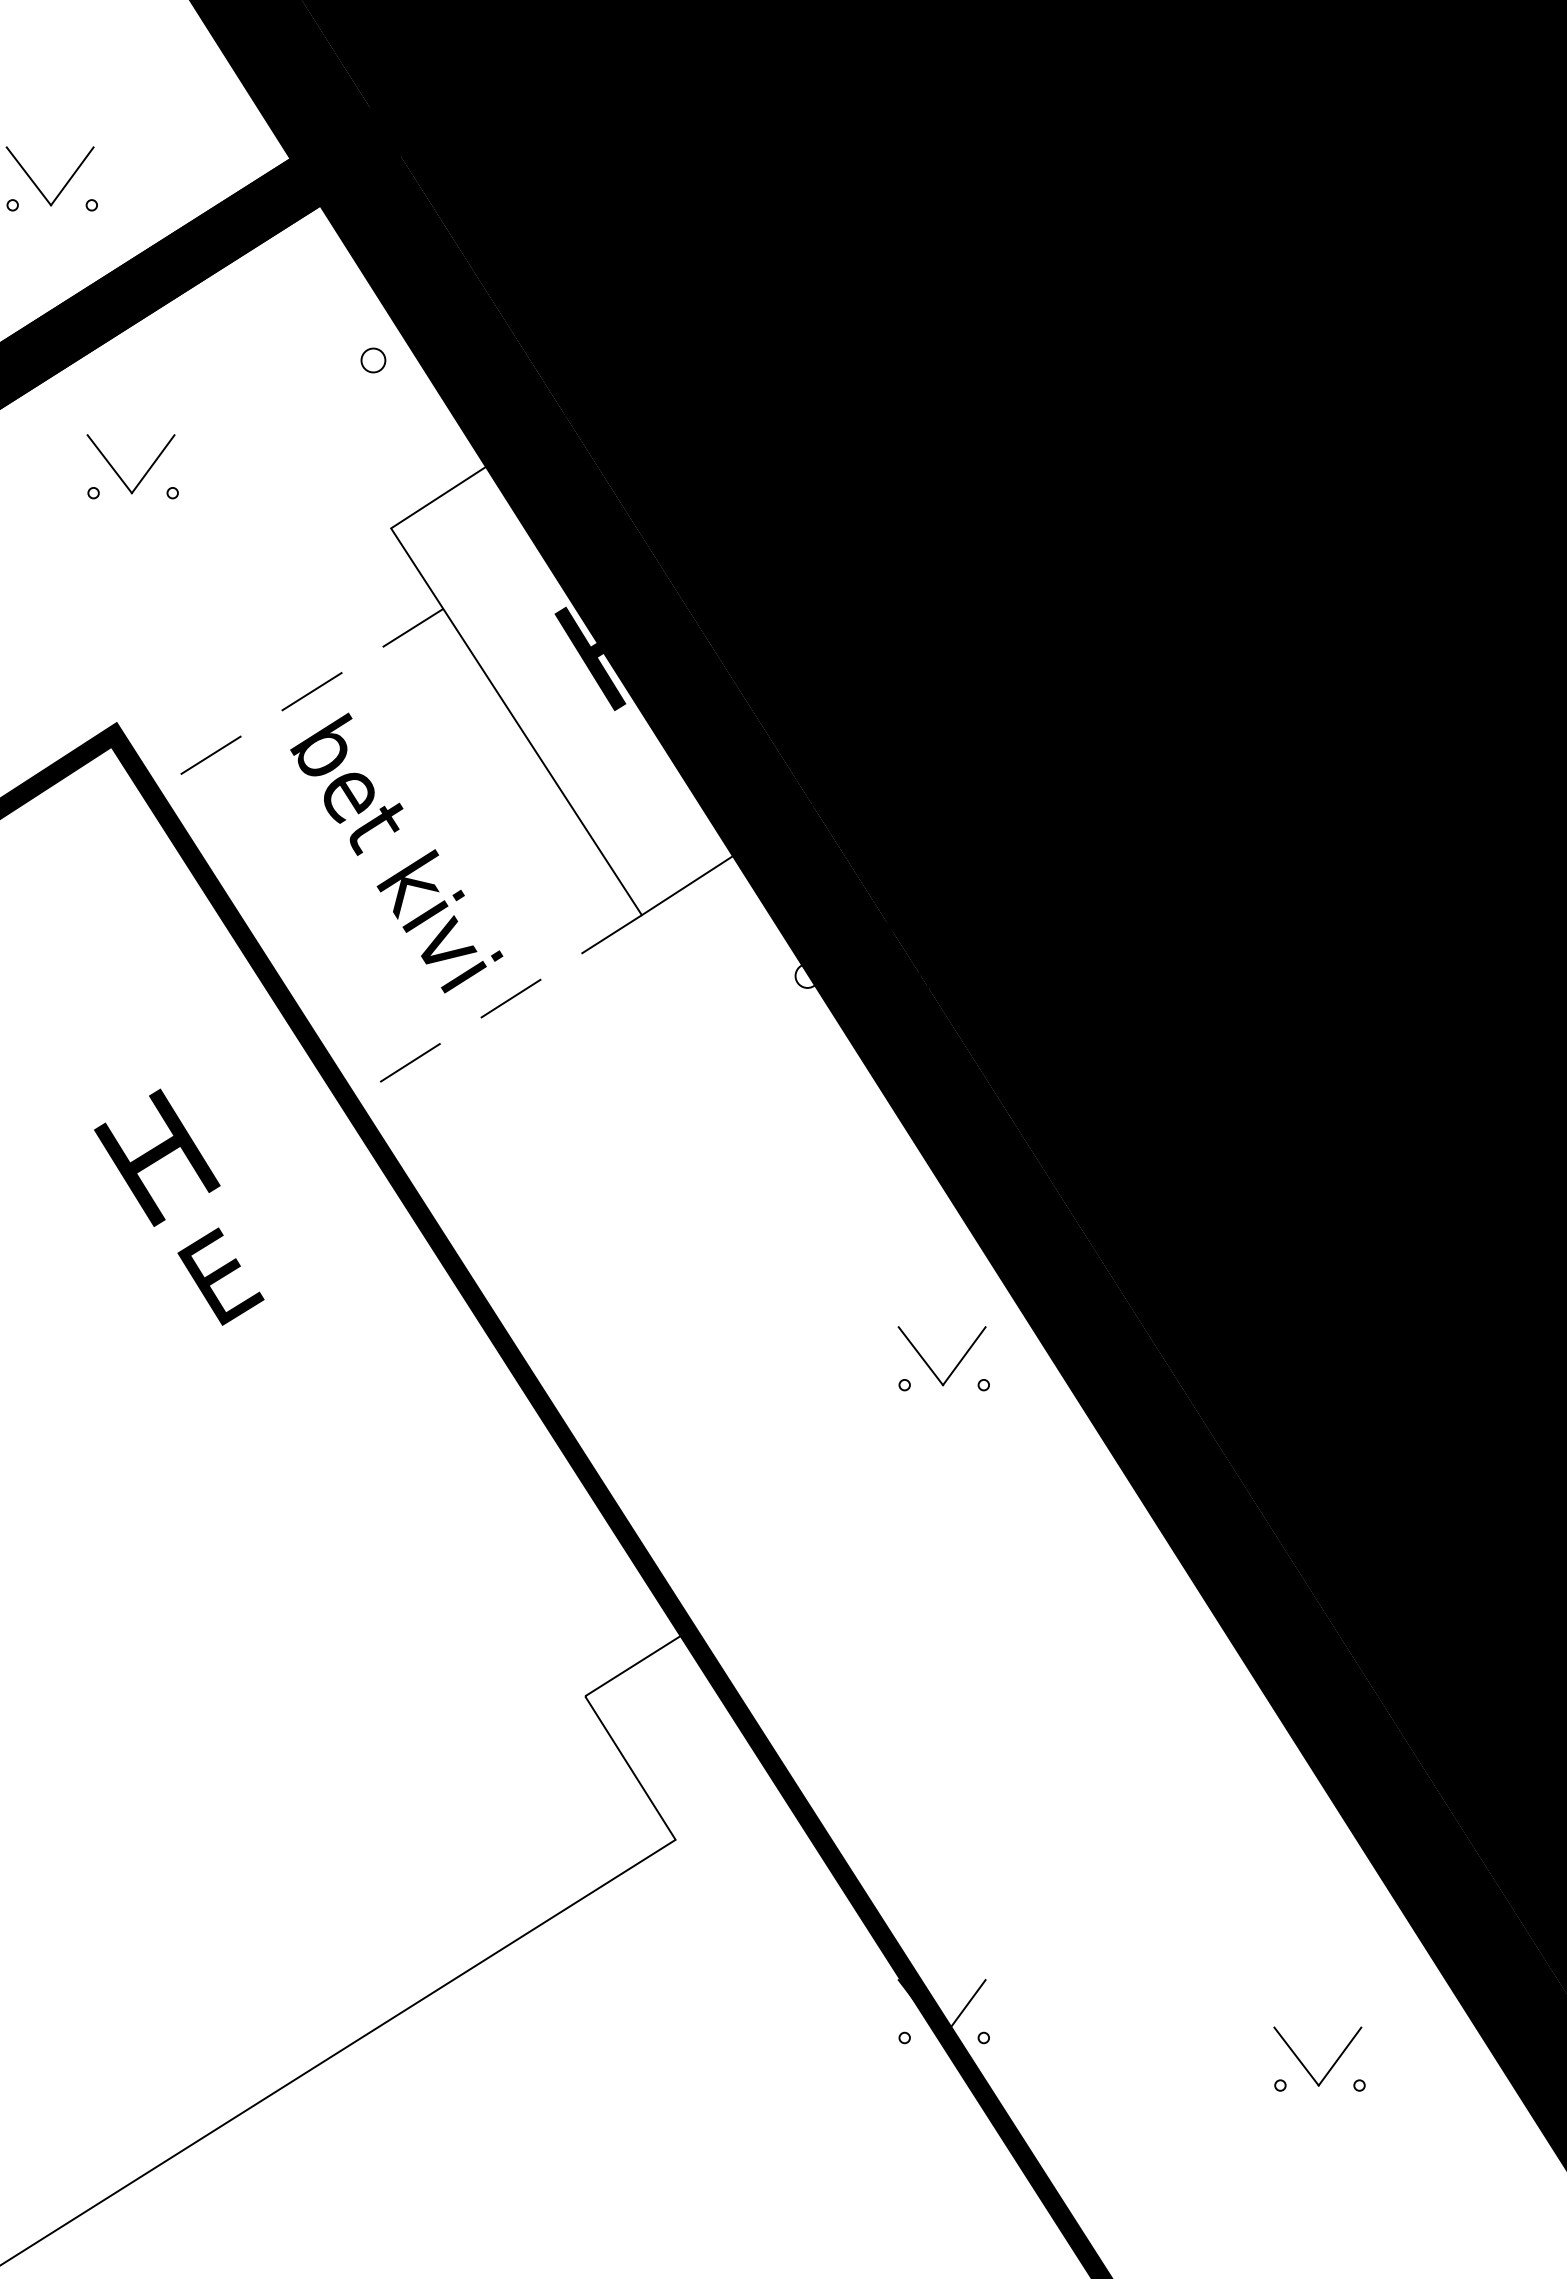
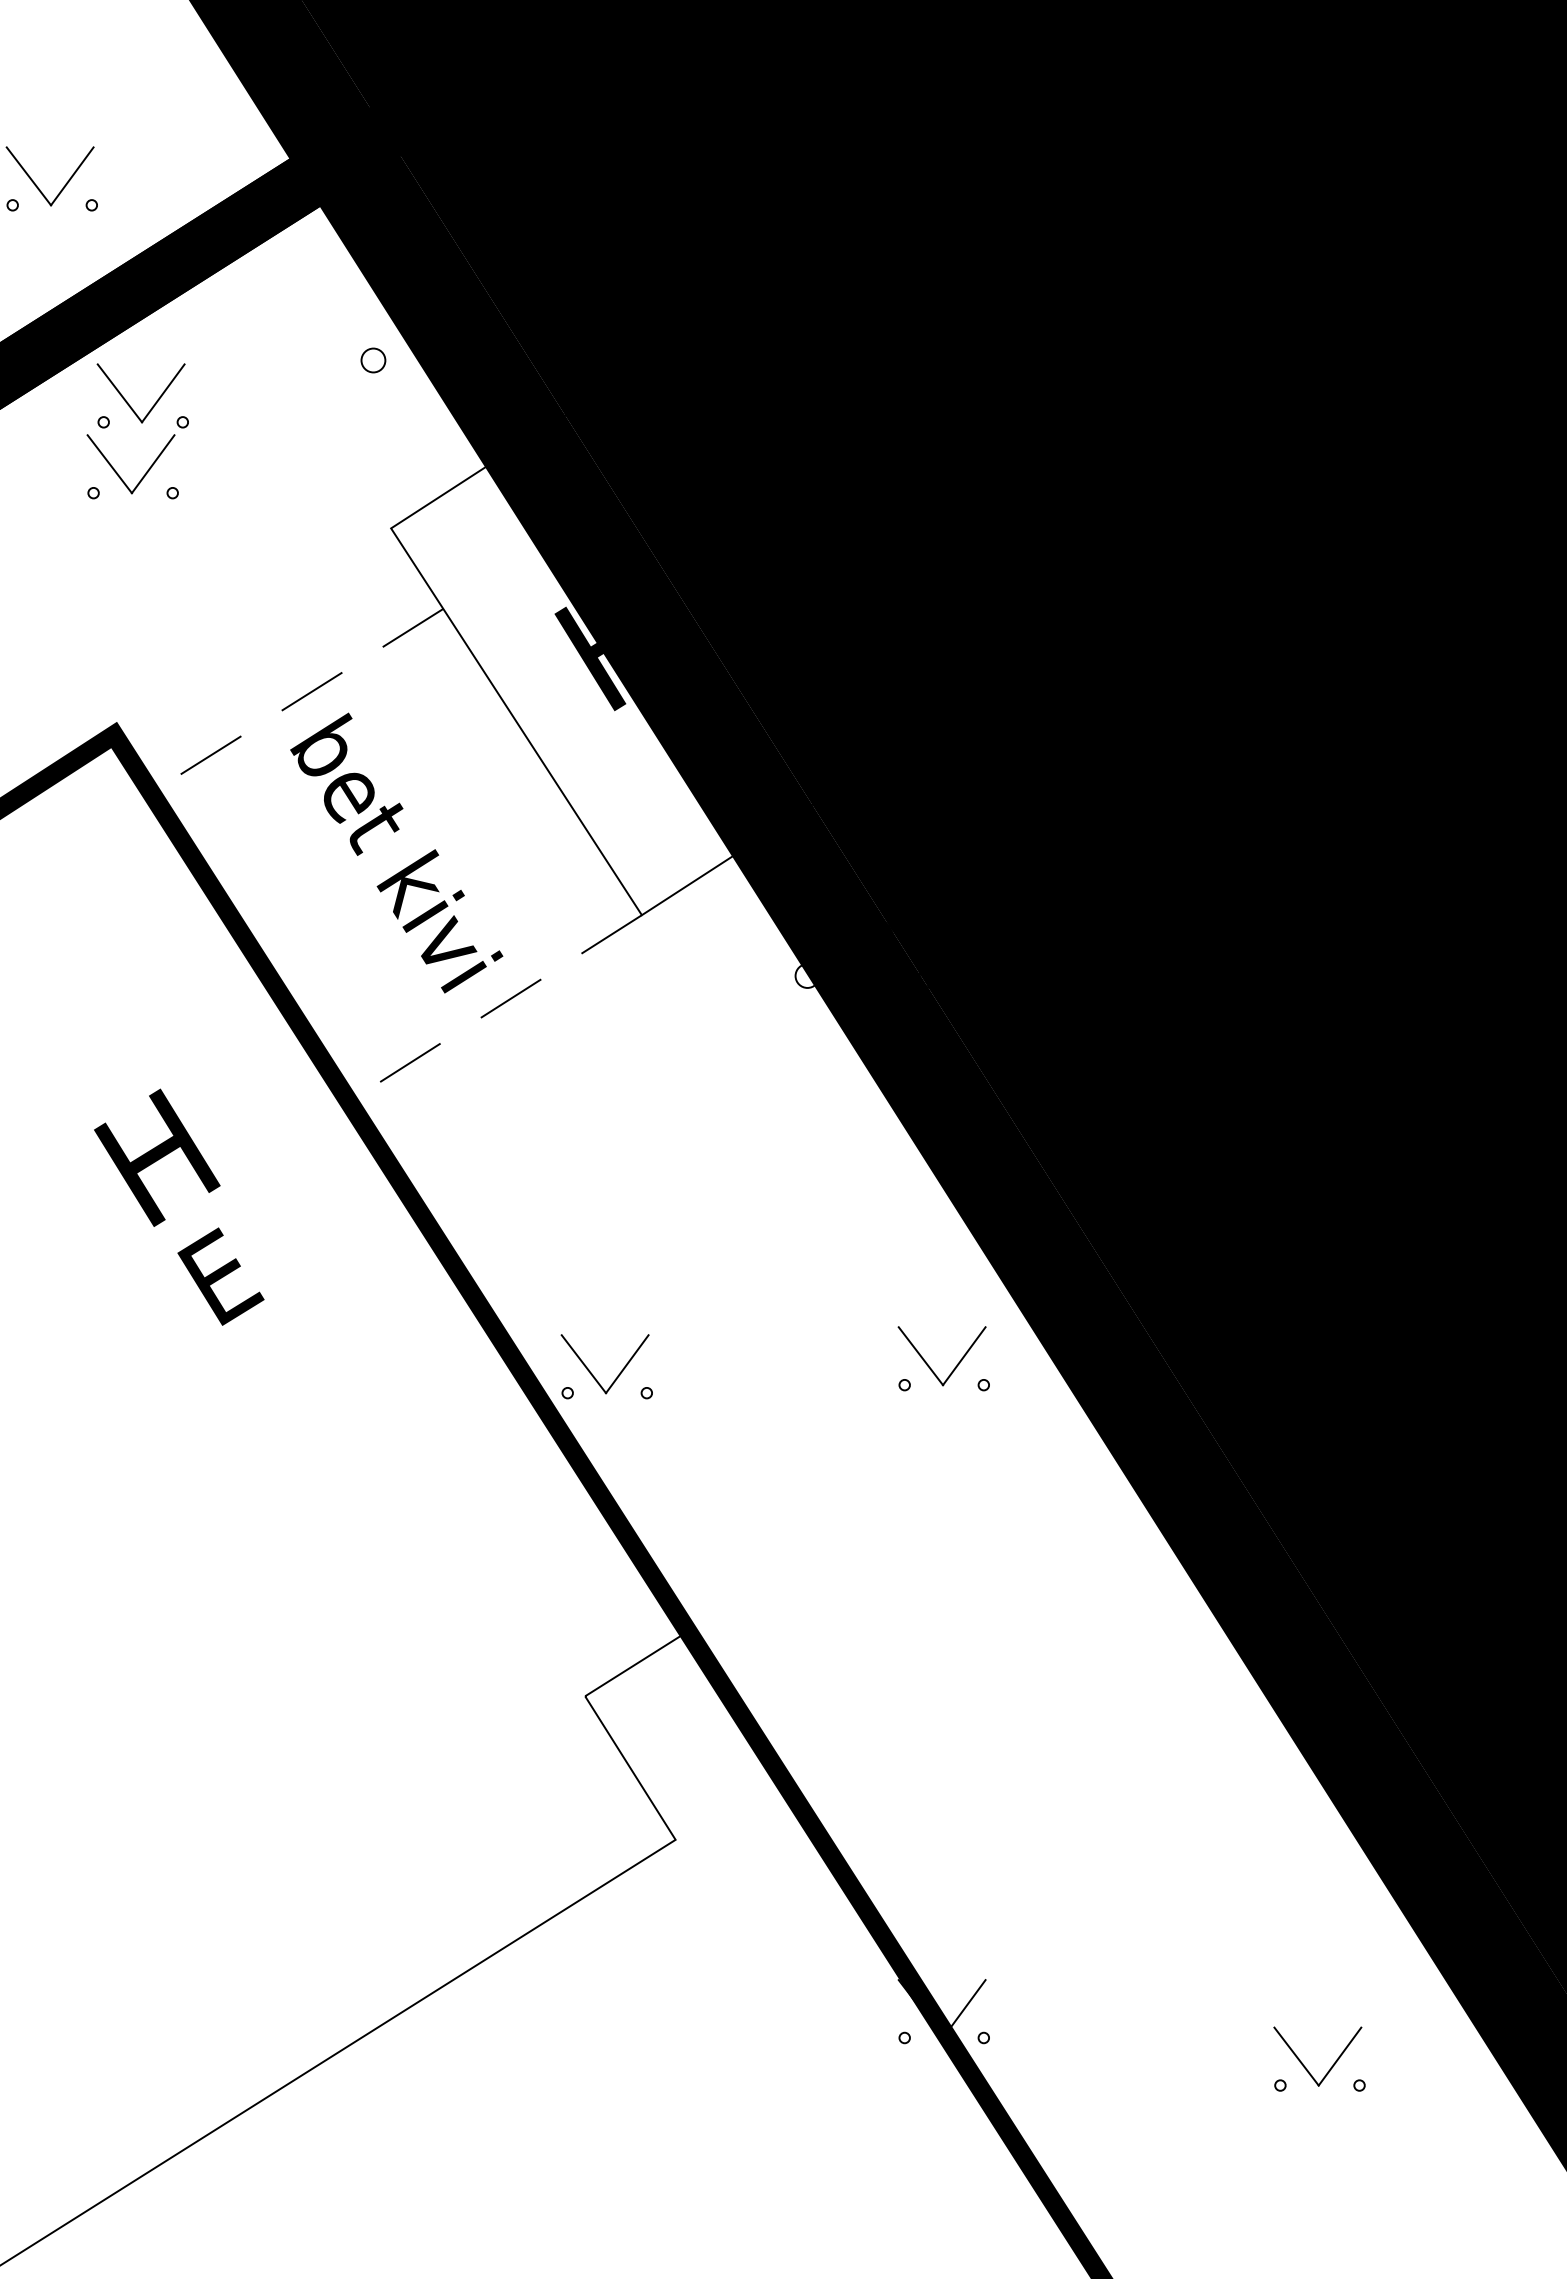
part: none -> present (153, 404)
part: none -> present (617, 1375)
